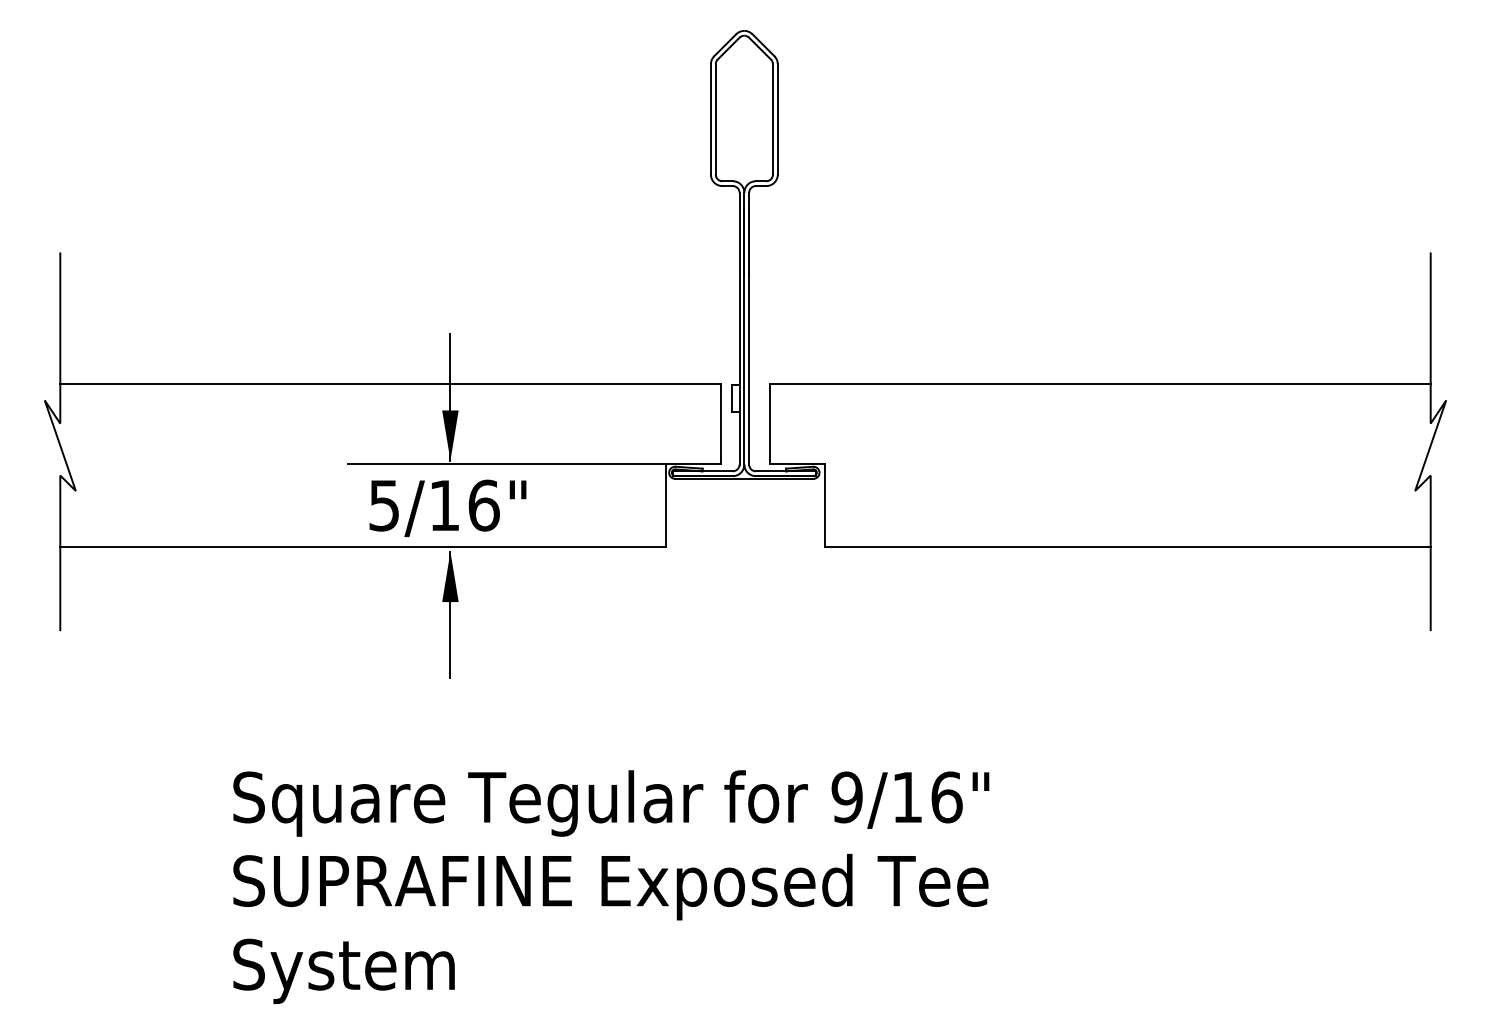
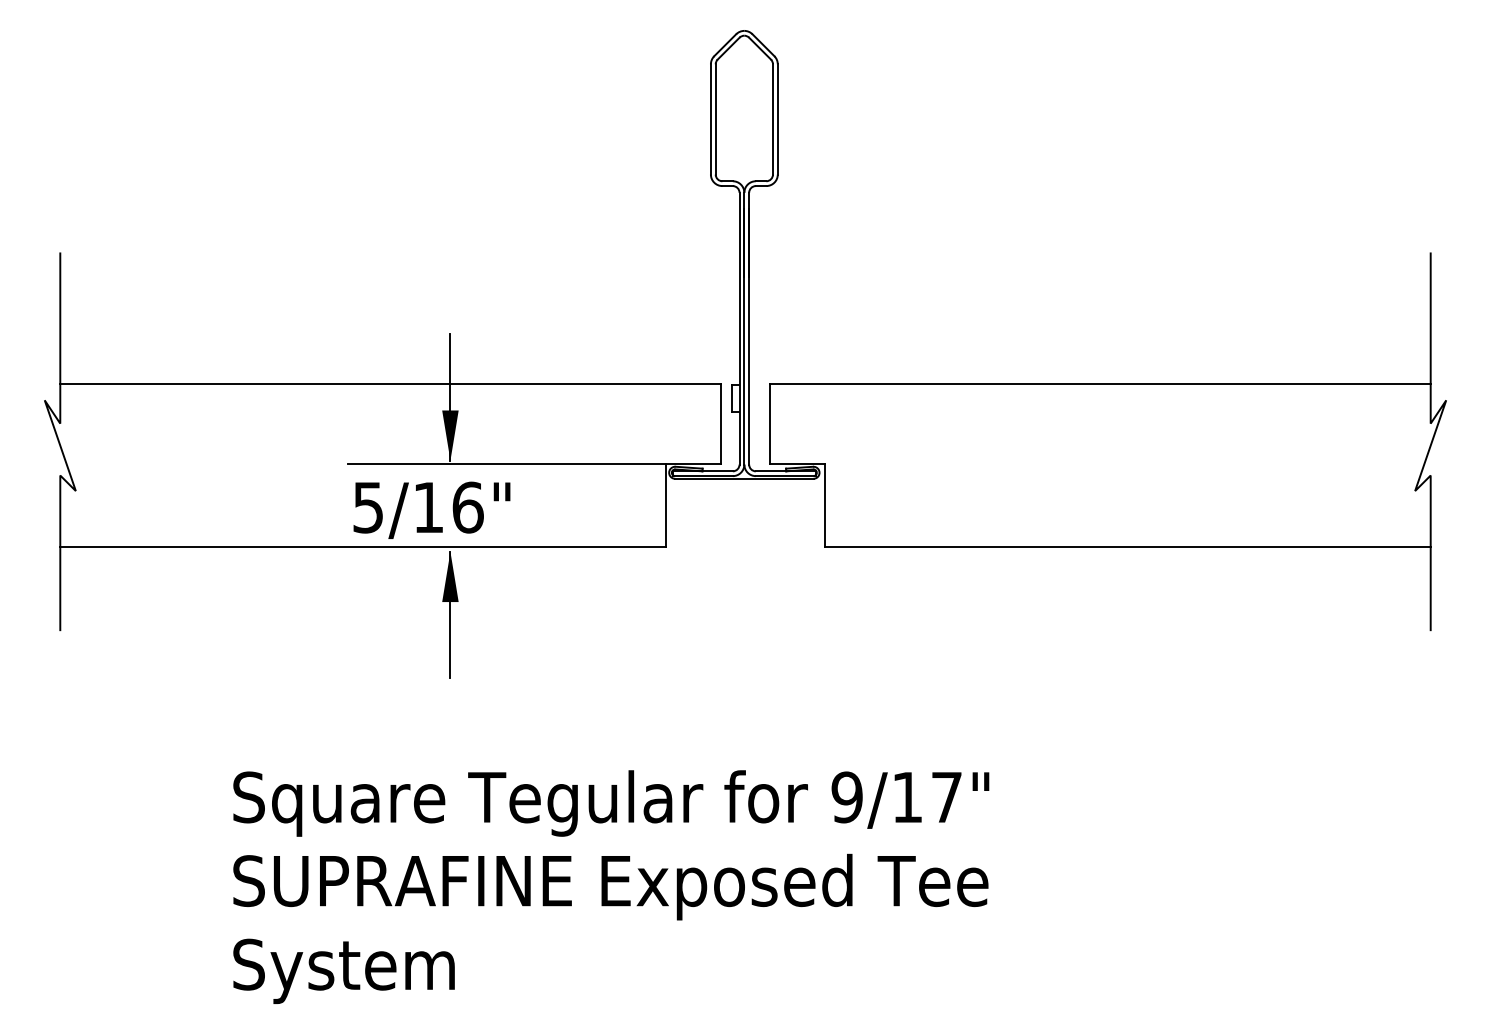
text position: (447, 507) -> (431, 509) (431, 509)
text: 9/16" -> 9/17" (946, 797)
